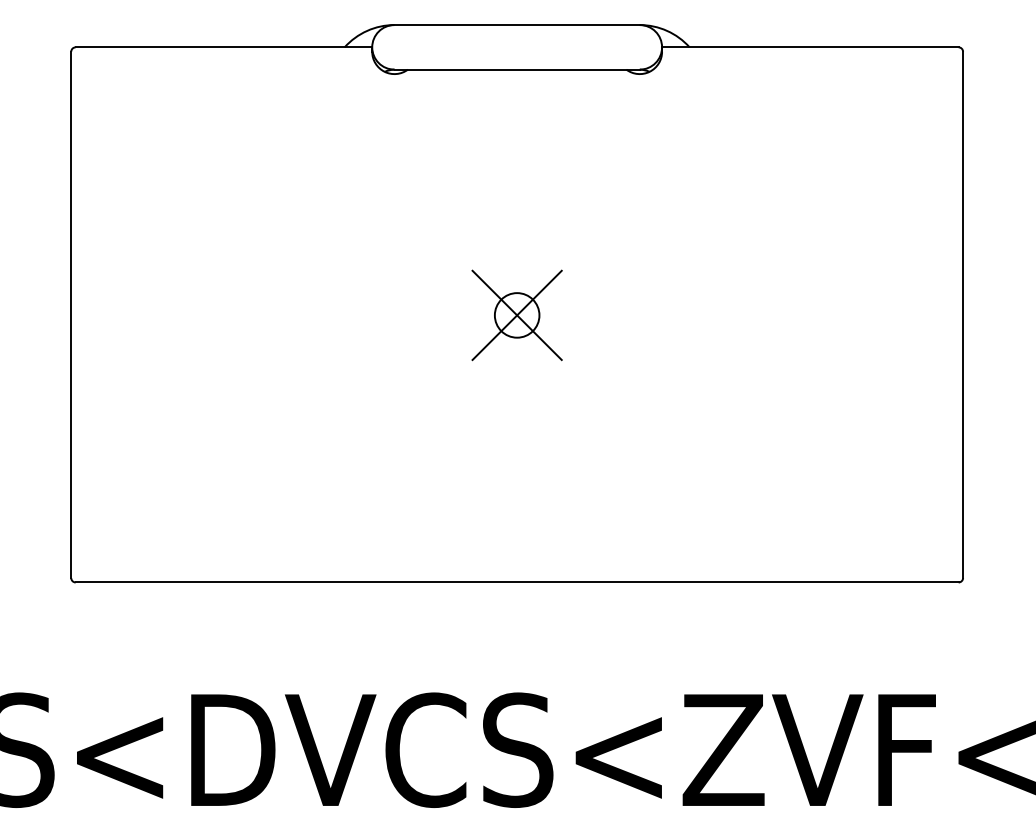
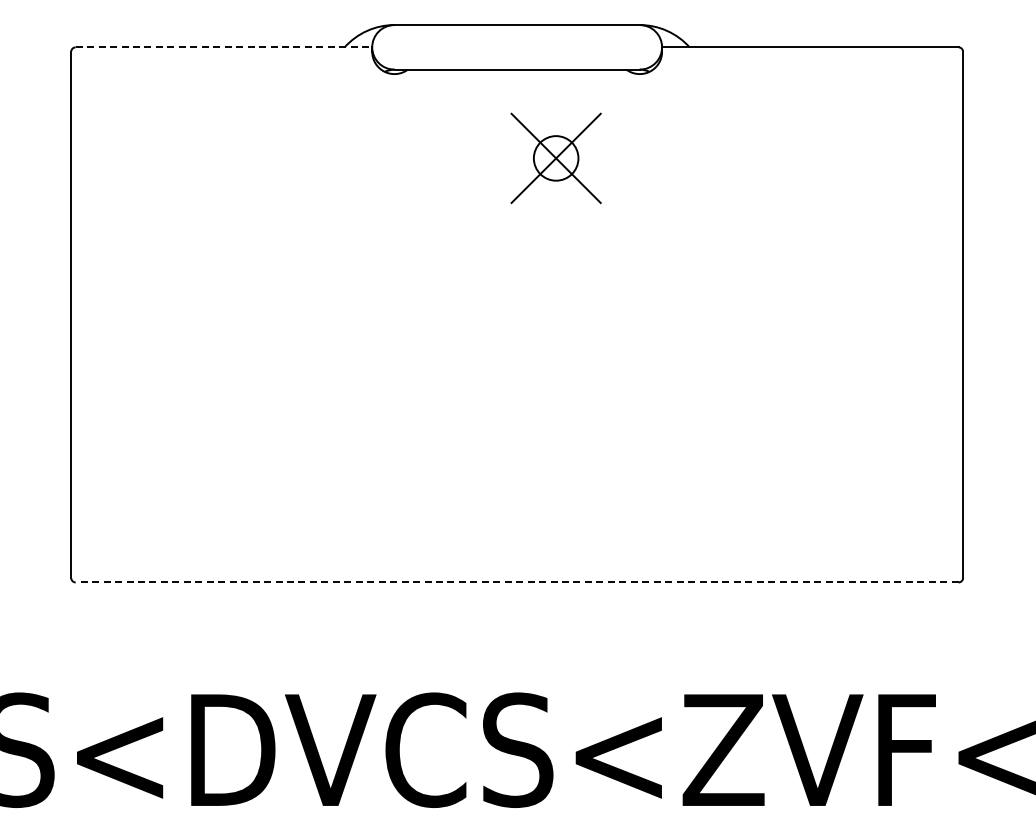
line: solid -> dashed (224, 47)
part position: (516, 315) -> (555, 158) (555, 158)
line: solid -> dashed (516, 582)
